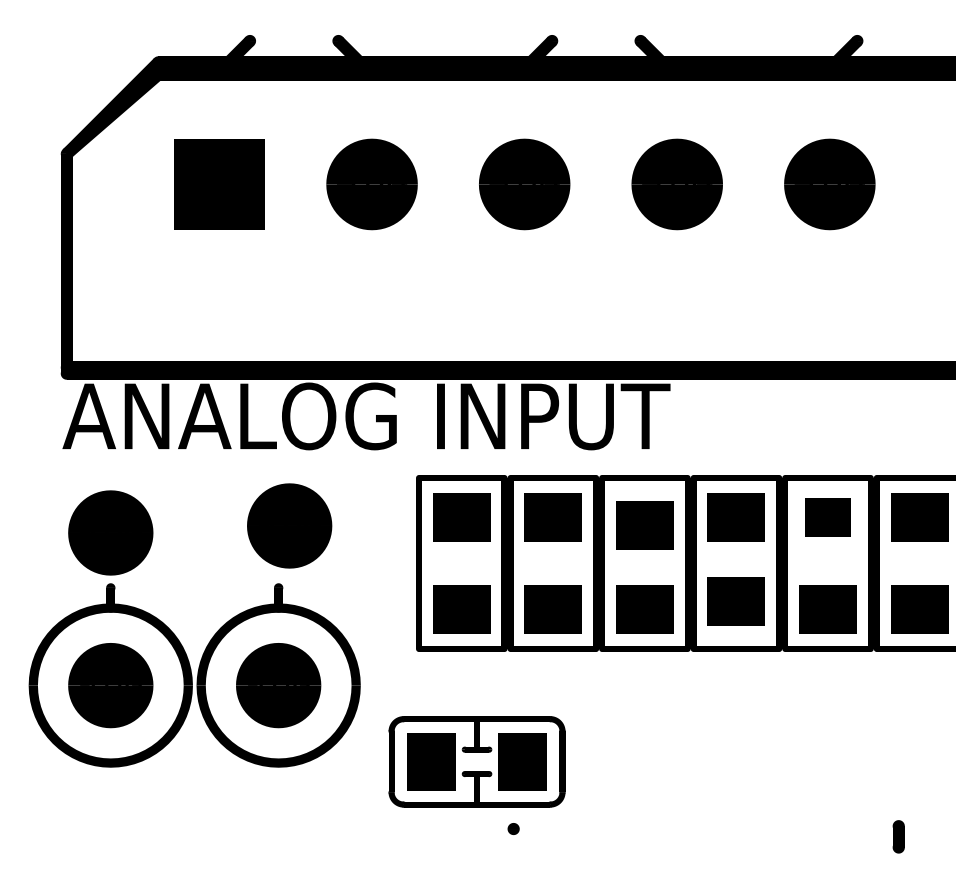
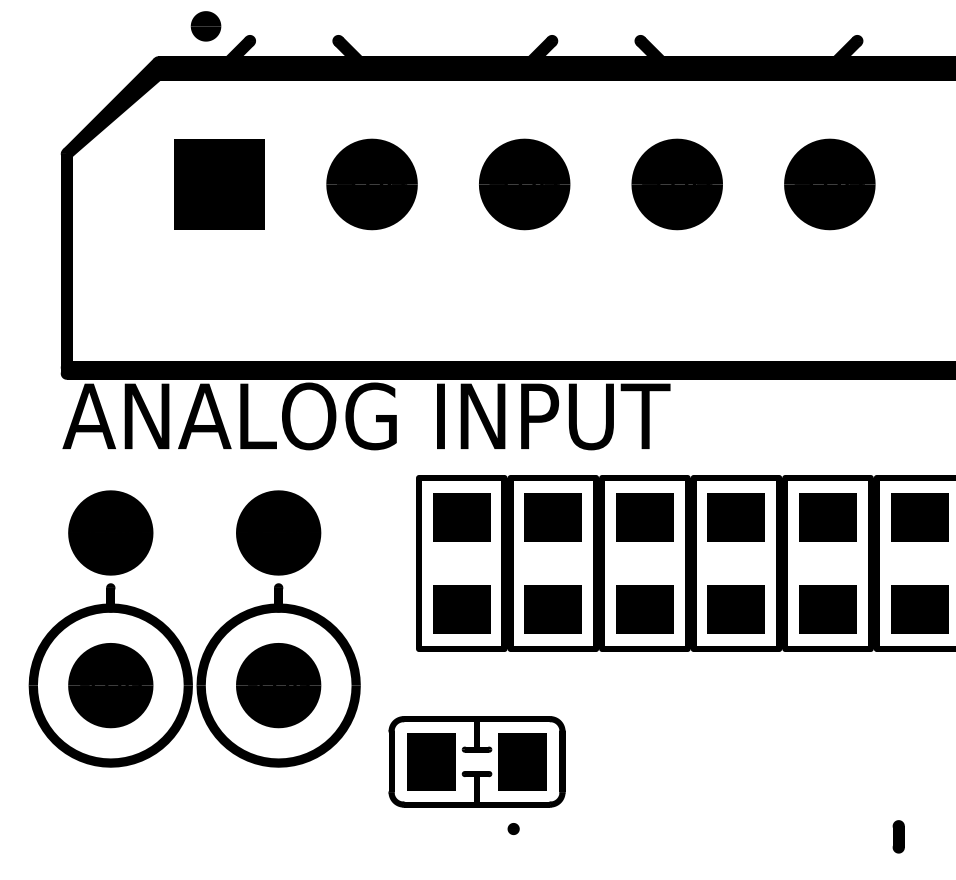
part: none -> present (205, 26)
part size: 46x39 px -> 58x49 px (827, 517)
text position: (289, 525) -> (278, 532) (278, 532)
part position: (644, 525) -> (644, 517) (644, 517)
part position: (735, 601) -> (735, 609) (735, 609)
